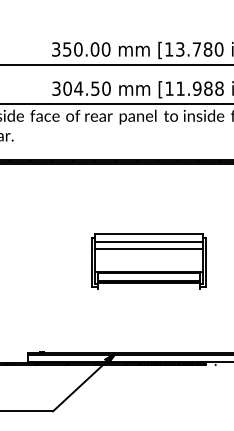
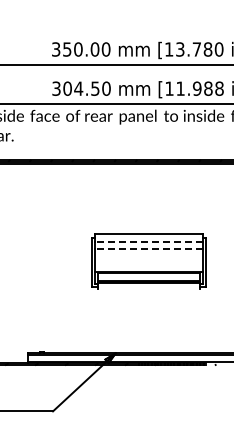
line: solid -> dashed (148, 242)
line: solid -> dashed (148, 248)
